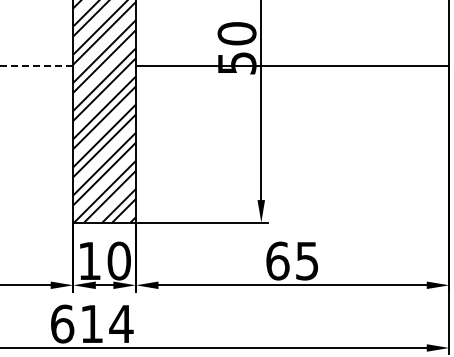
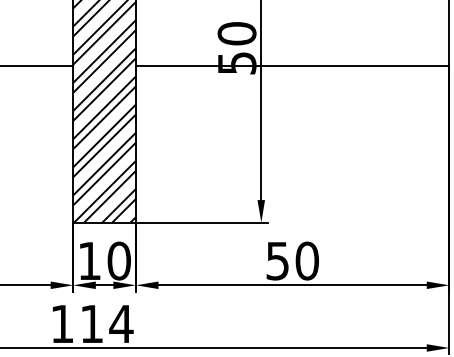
line: dashed -> solid (36, 65)
text: 65 -> 50 (292, 260)
text: 614 -> 114 (62, 323)
